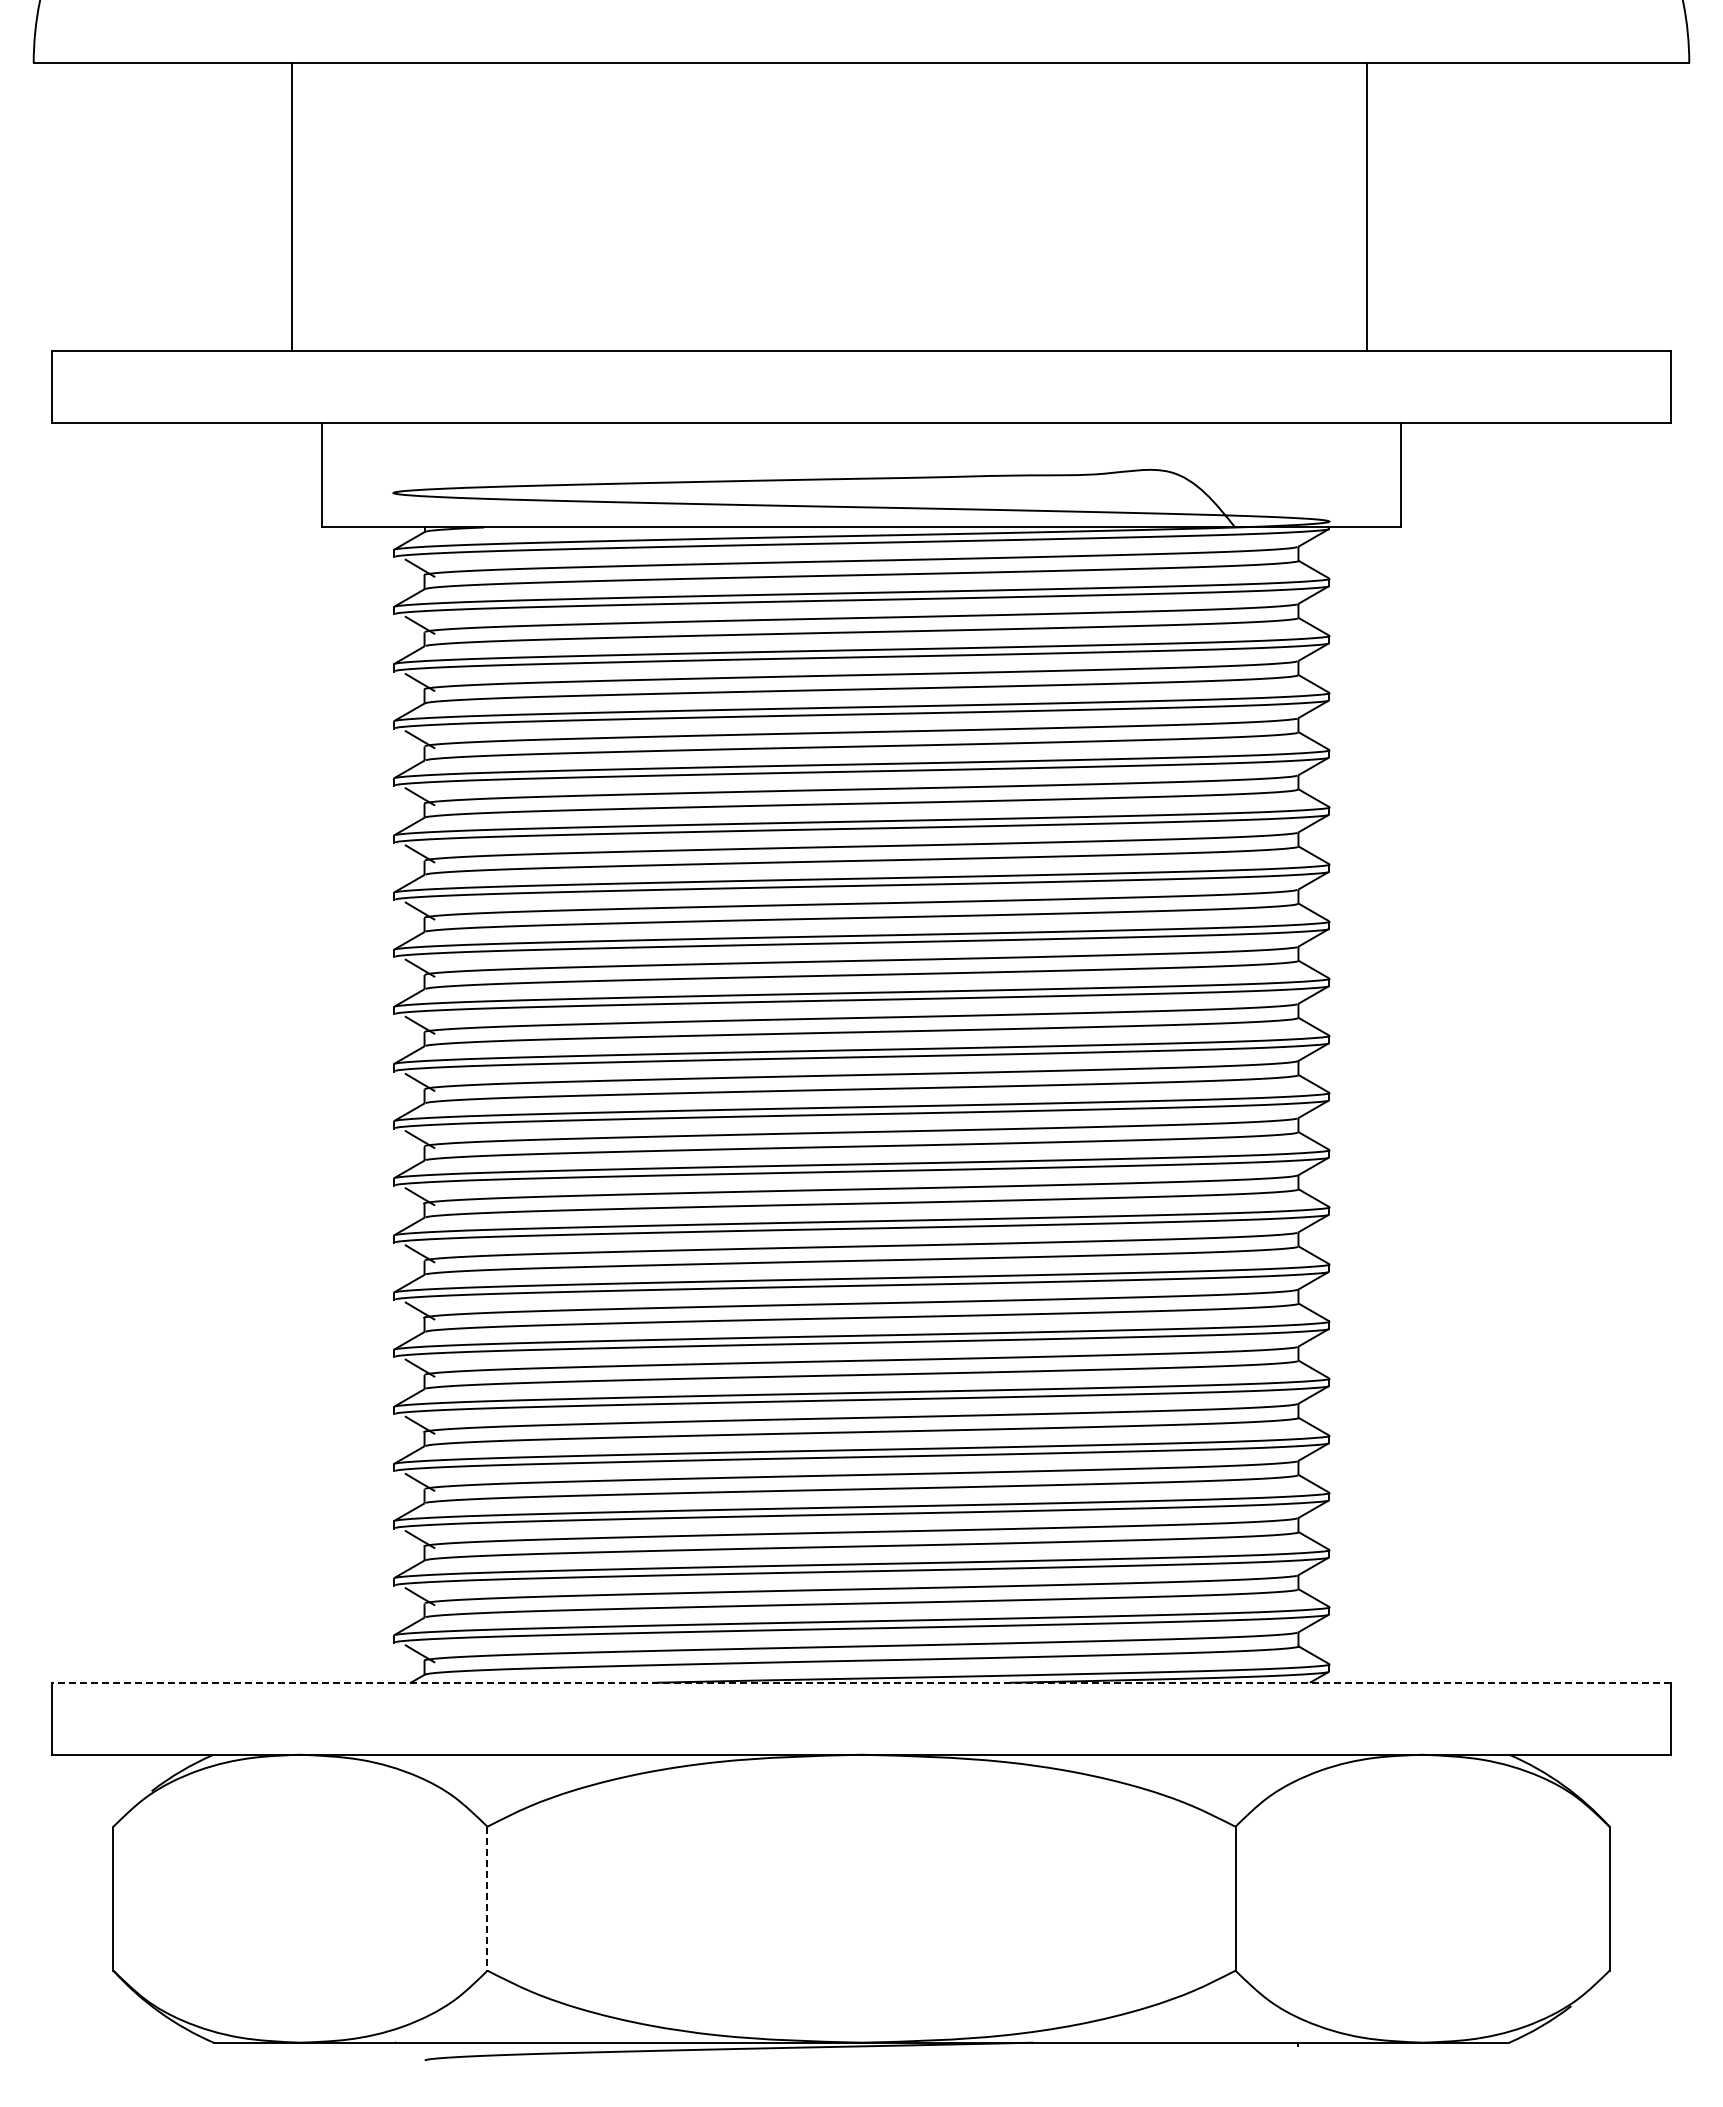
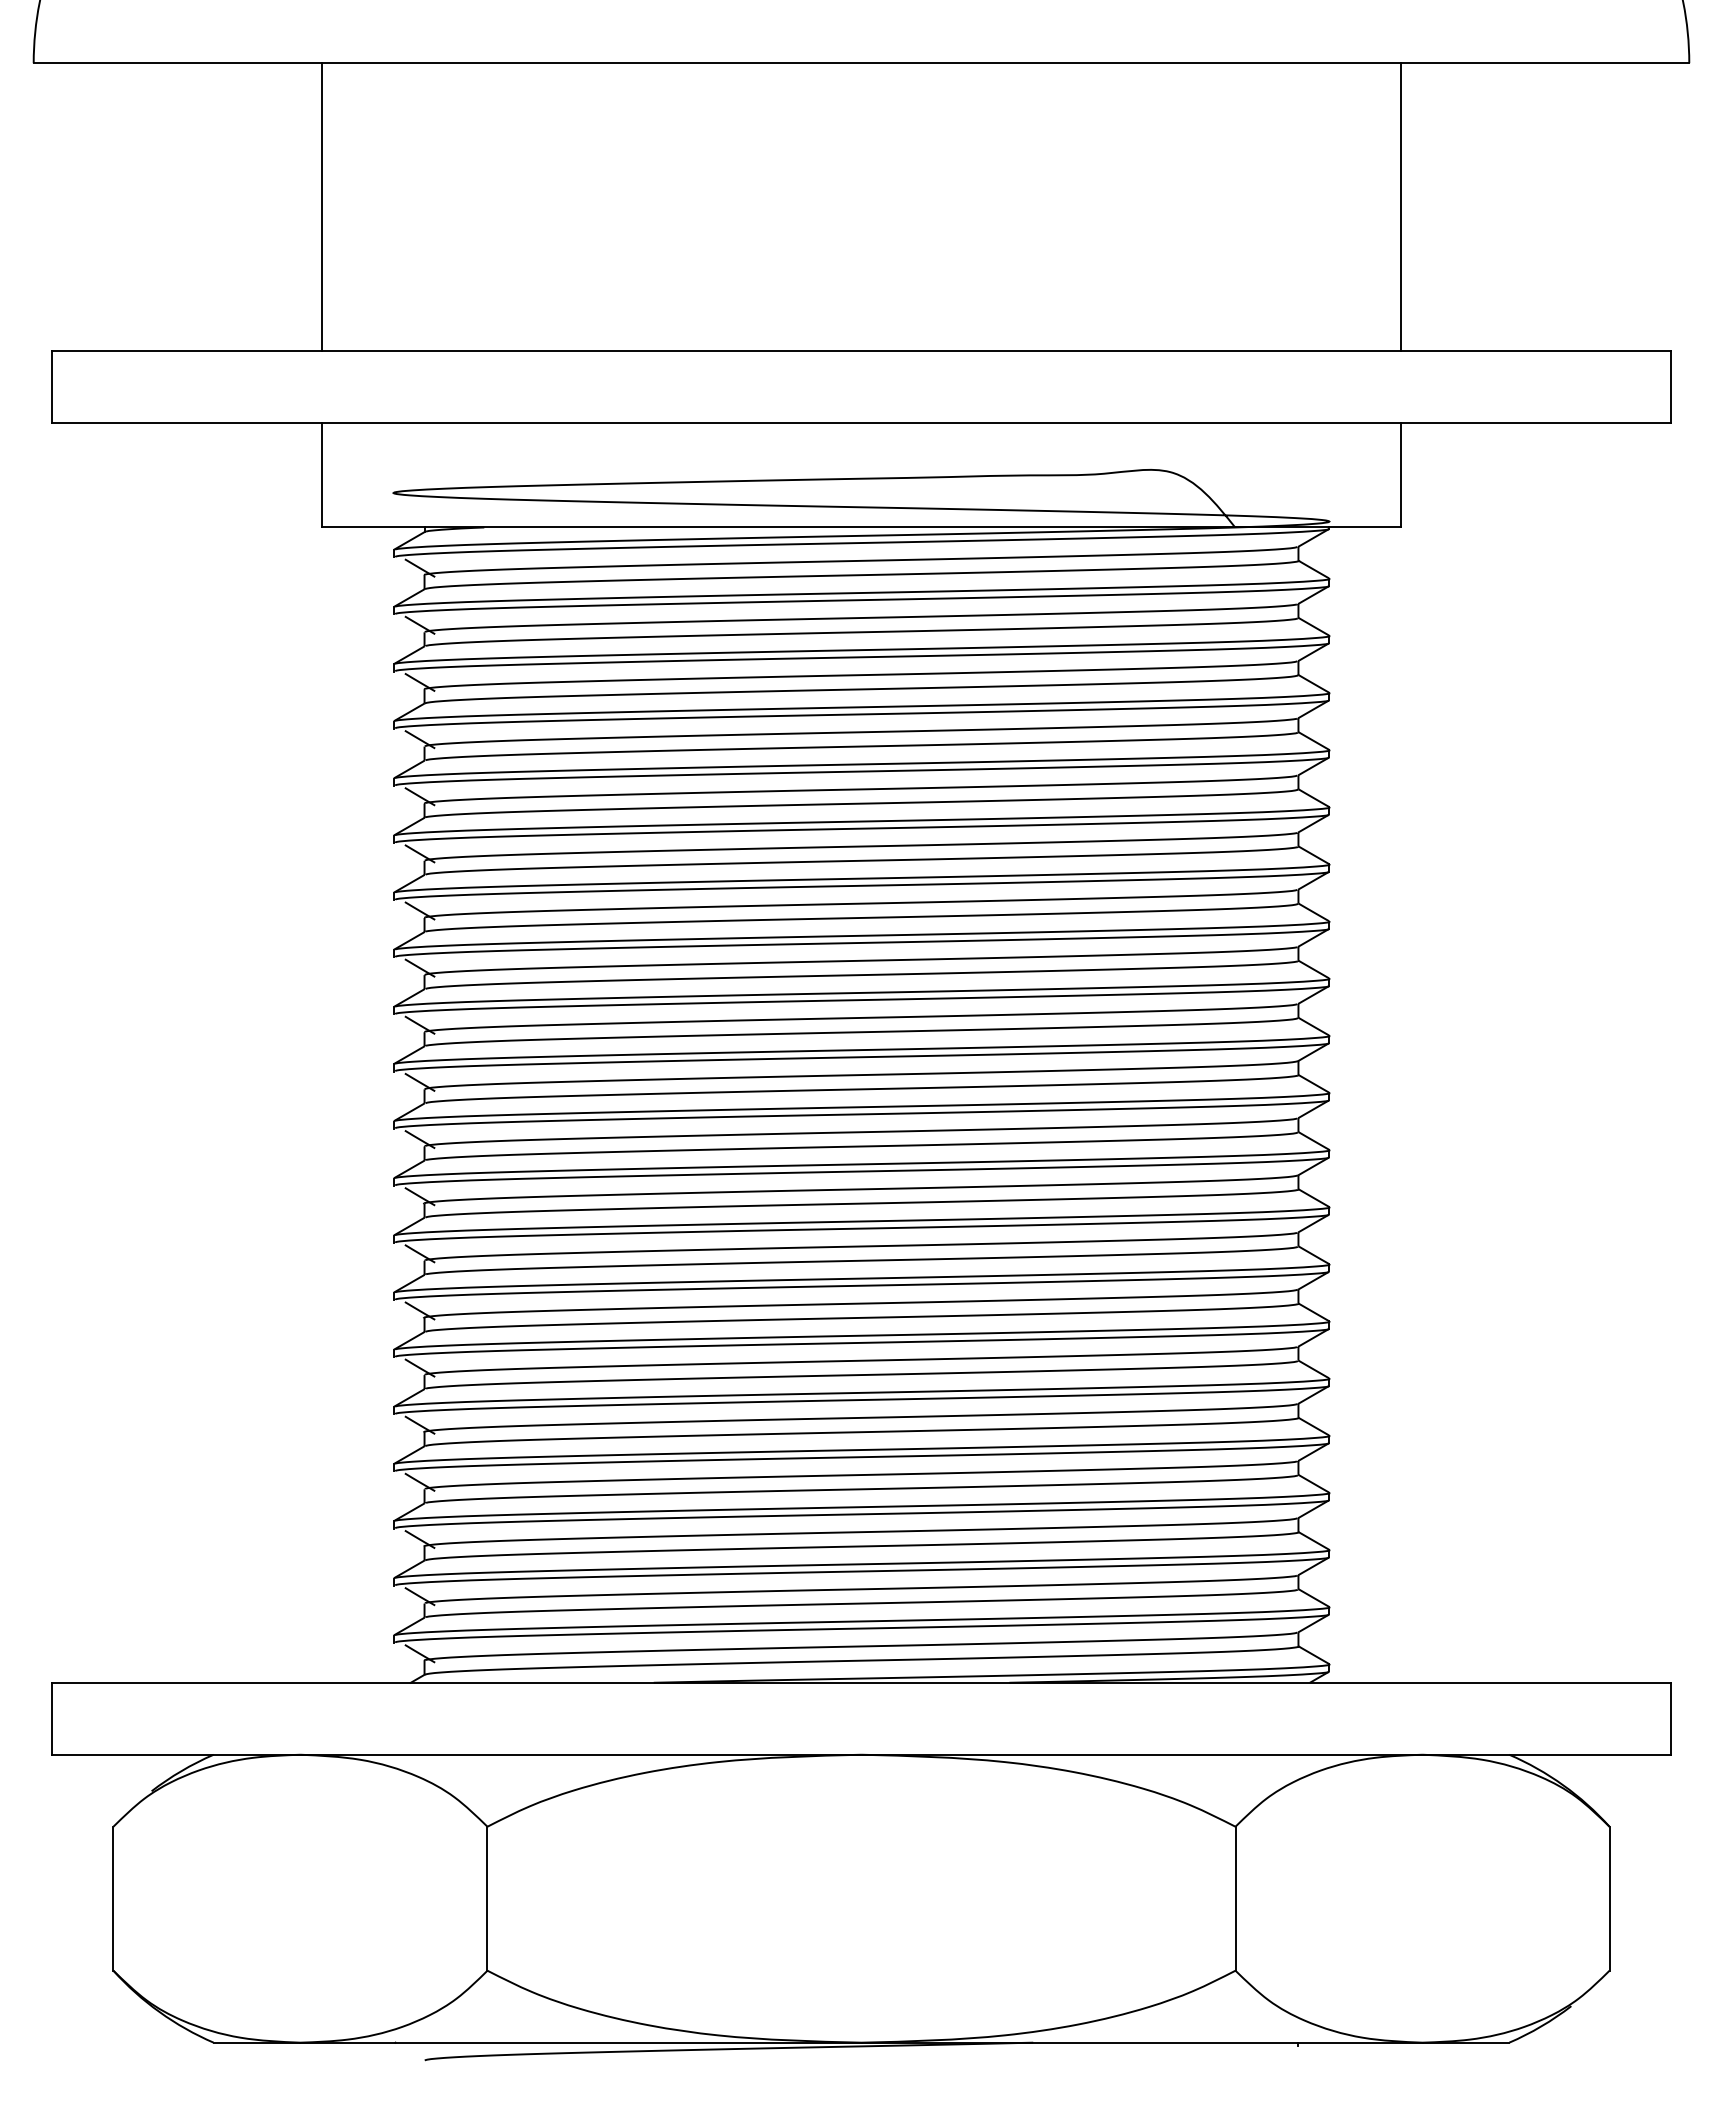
line position: (291, 207) -> (321, 207) (321, 207)
line position: (1367, 207) -> (1401, 207) (1401, 207)
line: dashed -> solid (861, 1682)
line: dashed -> solid (487, 1898)
